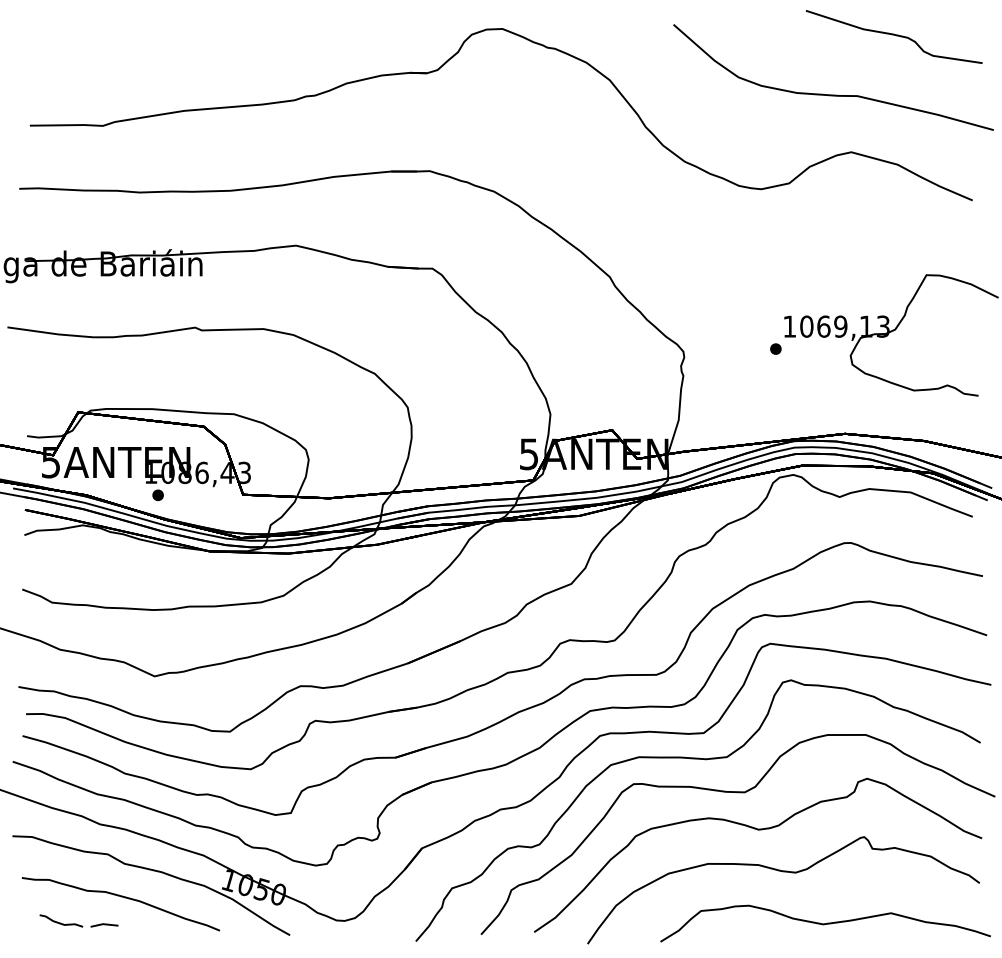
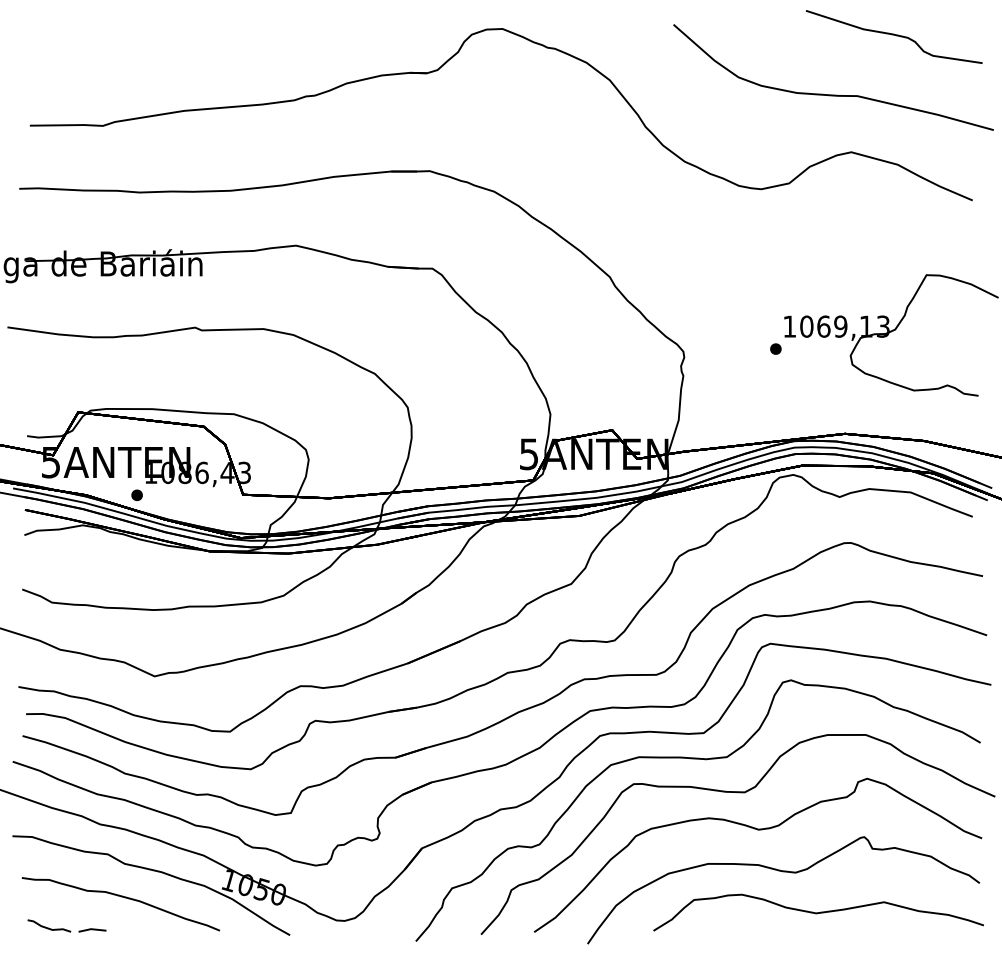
part position: (157, 494) -> (136, 494) (136, 494)
part position: (78, 920) -> (66, 925) (66, 925)
part position: (825, 923) -> (818, 912) (818, 912)
